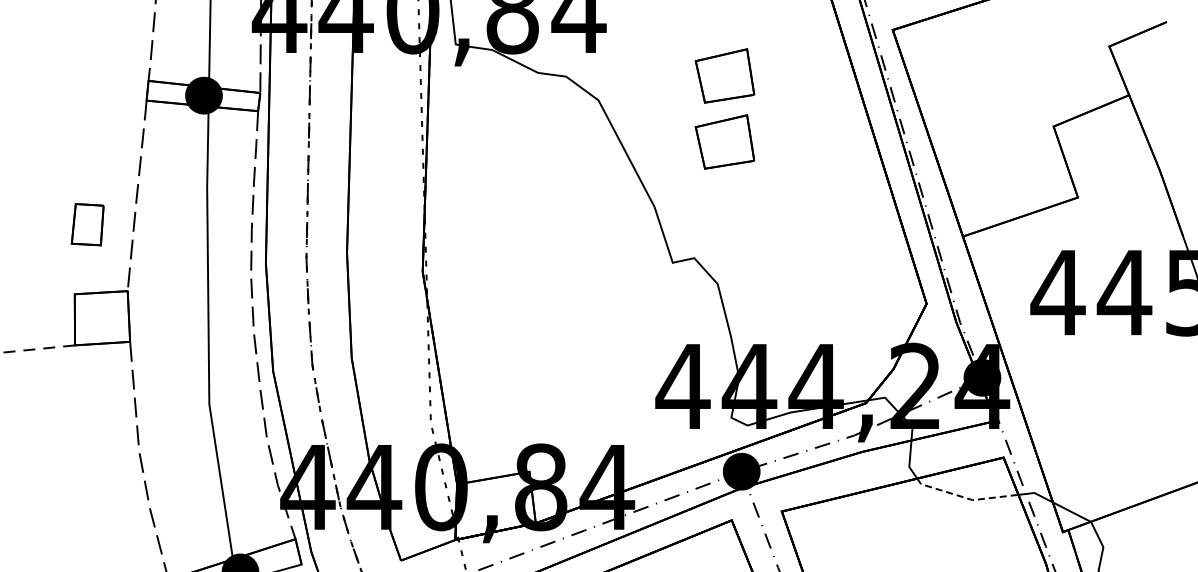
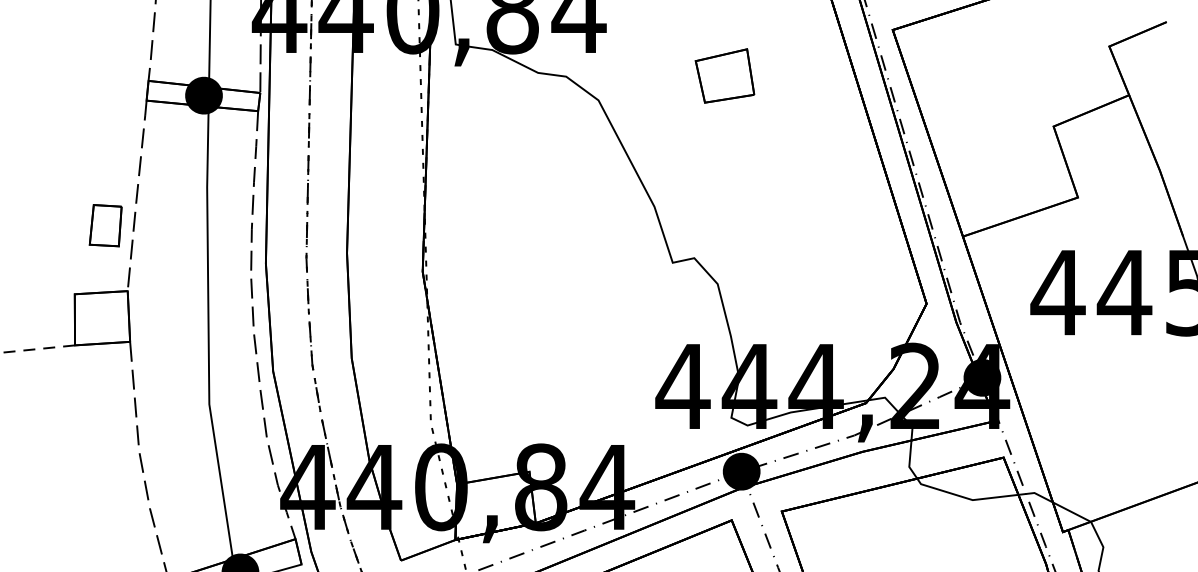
part: present -> none (724, 141)
part position: (87, 224) -> (105, 225) (105, 225)
line: dashed -> solid (966, 498)
